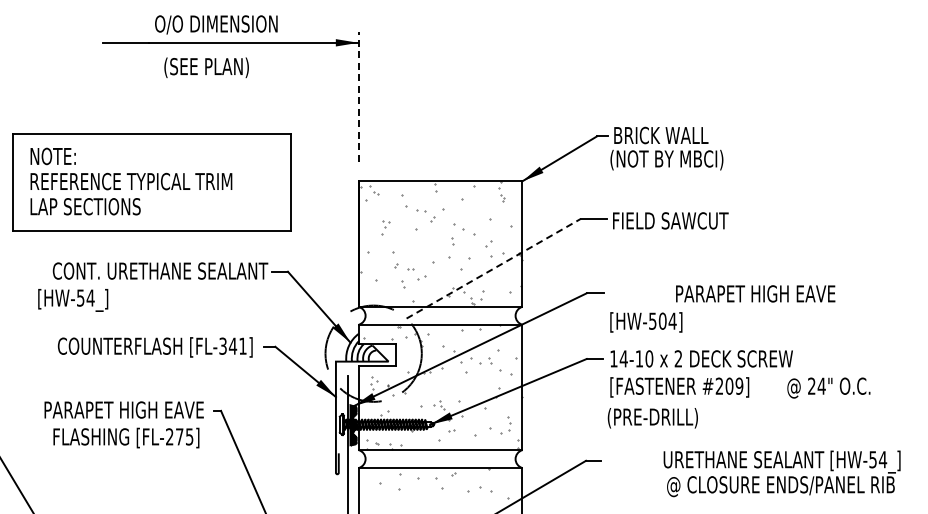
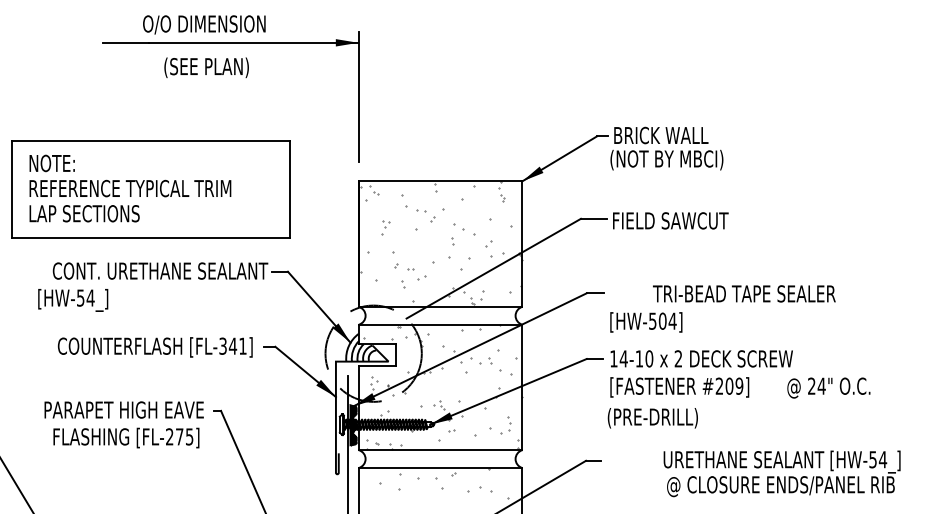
text position: (216, 24) -> (204, 24) (204, 24)
line: dashed -> solid (358, 96)
part position: (151, 182) -> (150, 189) (150, 189)
line: dashed -> solid (494, 268)
text: PARAPET HIGH EAVE -> TRI-BEAD TAPE SEALER (744, 293)
